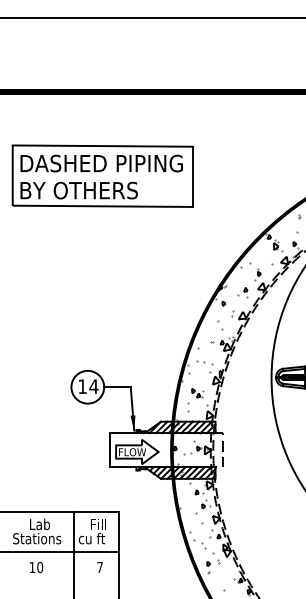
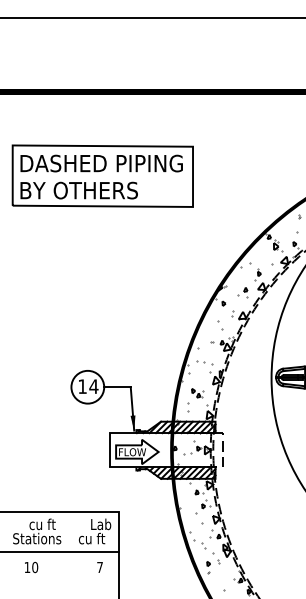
text: Lab -> cu ft (42, 524)
text: Fill -> Lab (101, 524)
line: present -> none (73, 553)
text position: (36, 567) -> (31, 567) (31, 567)
